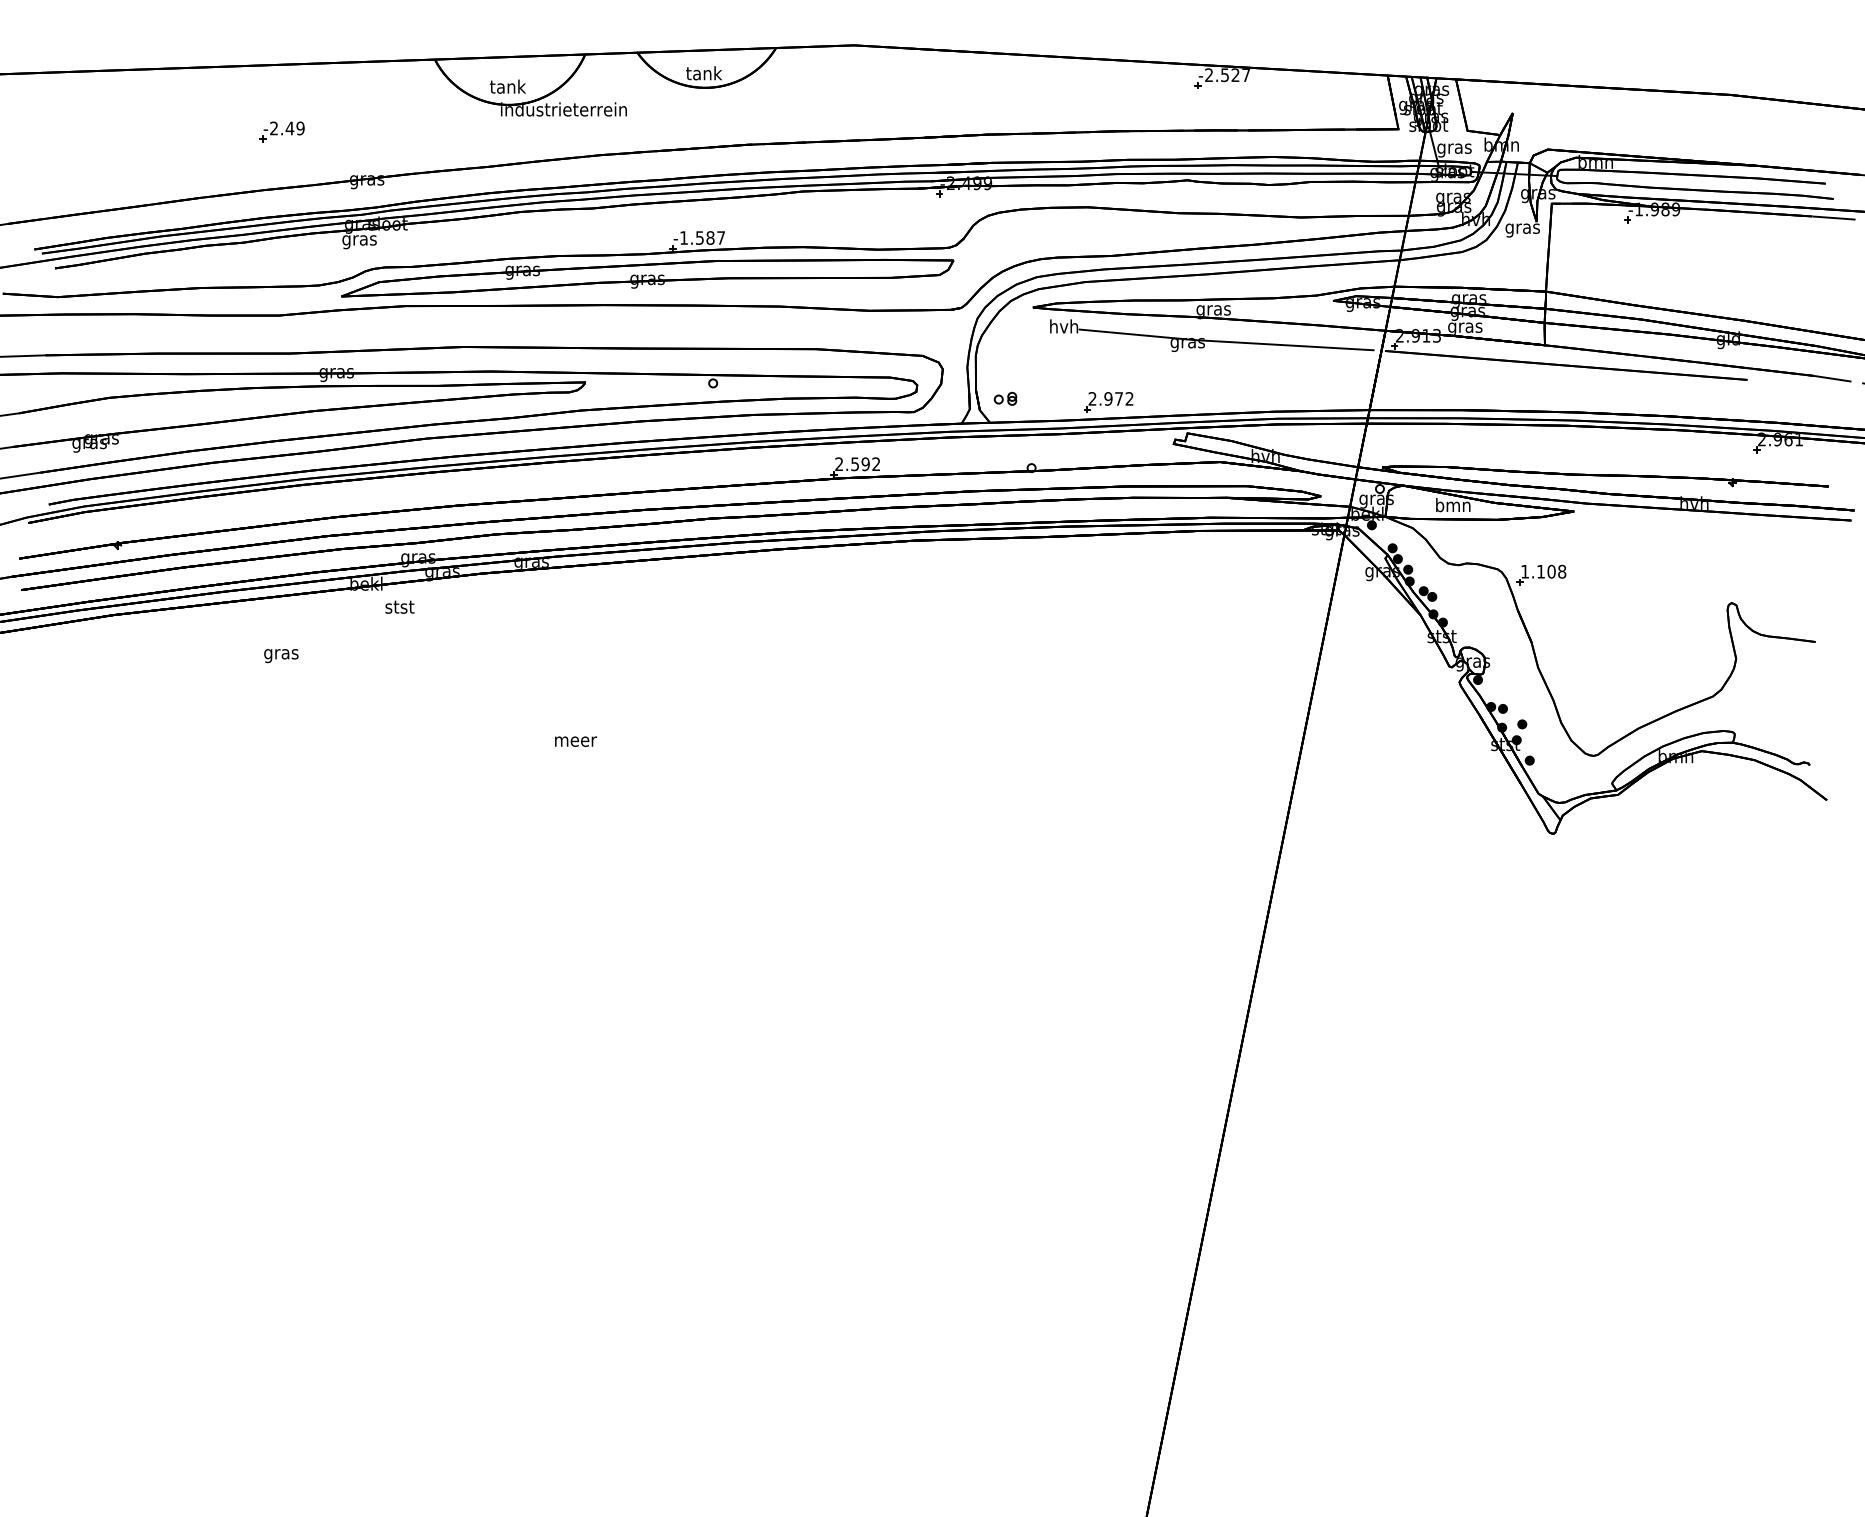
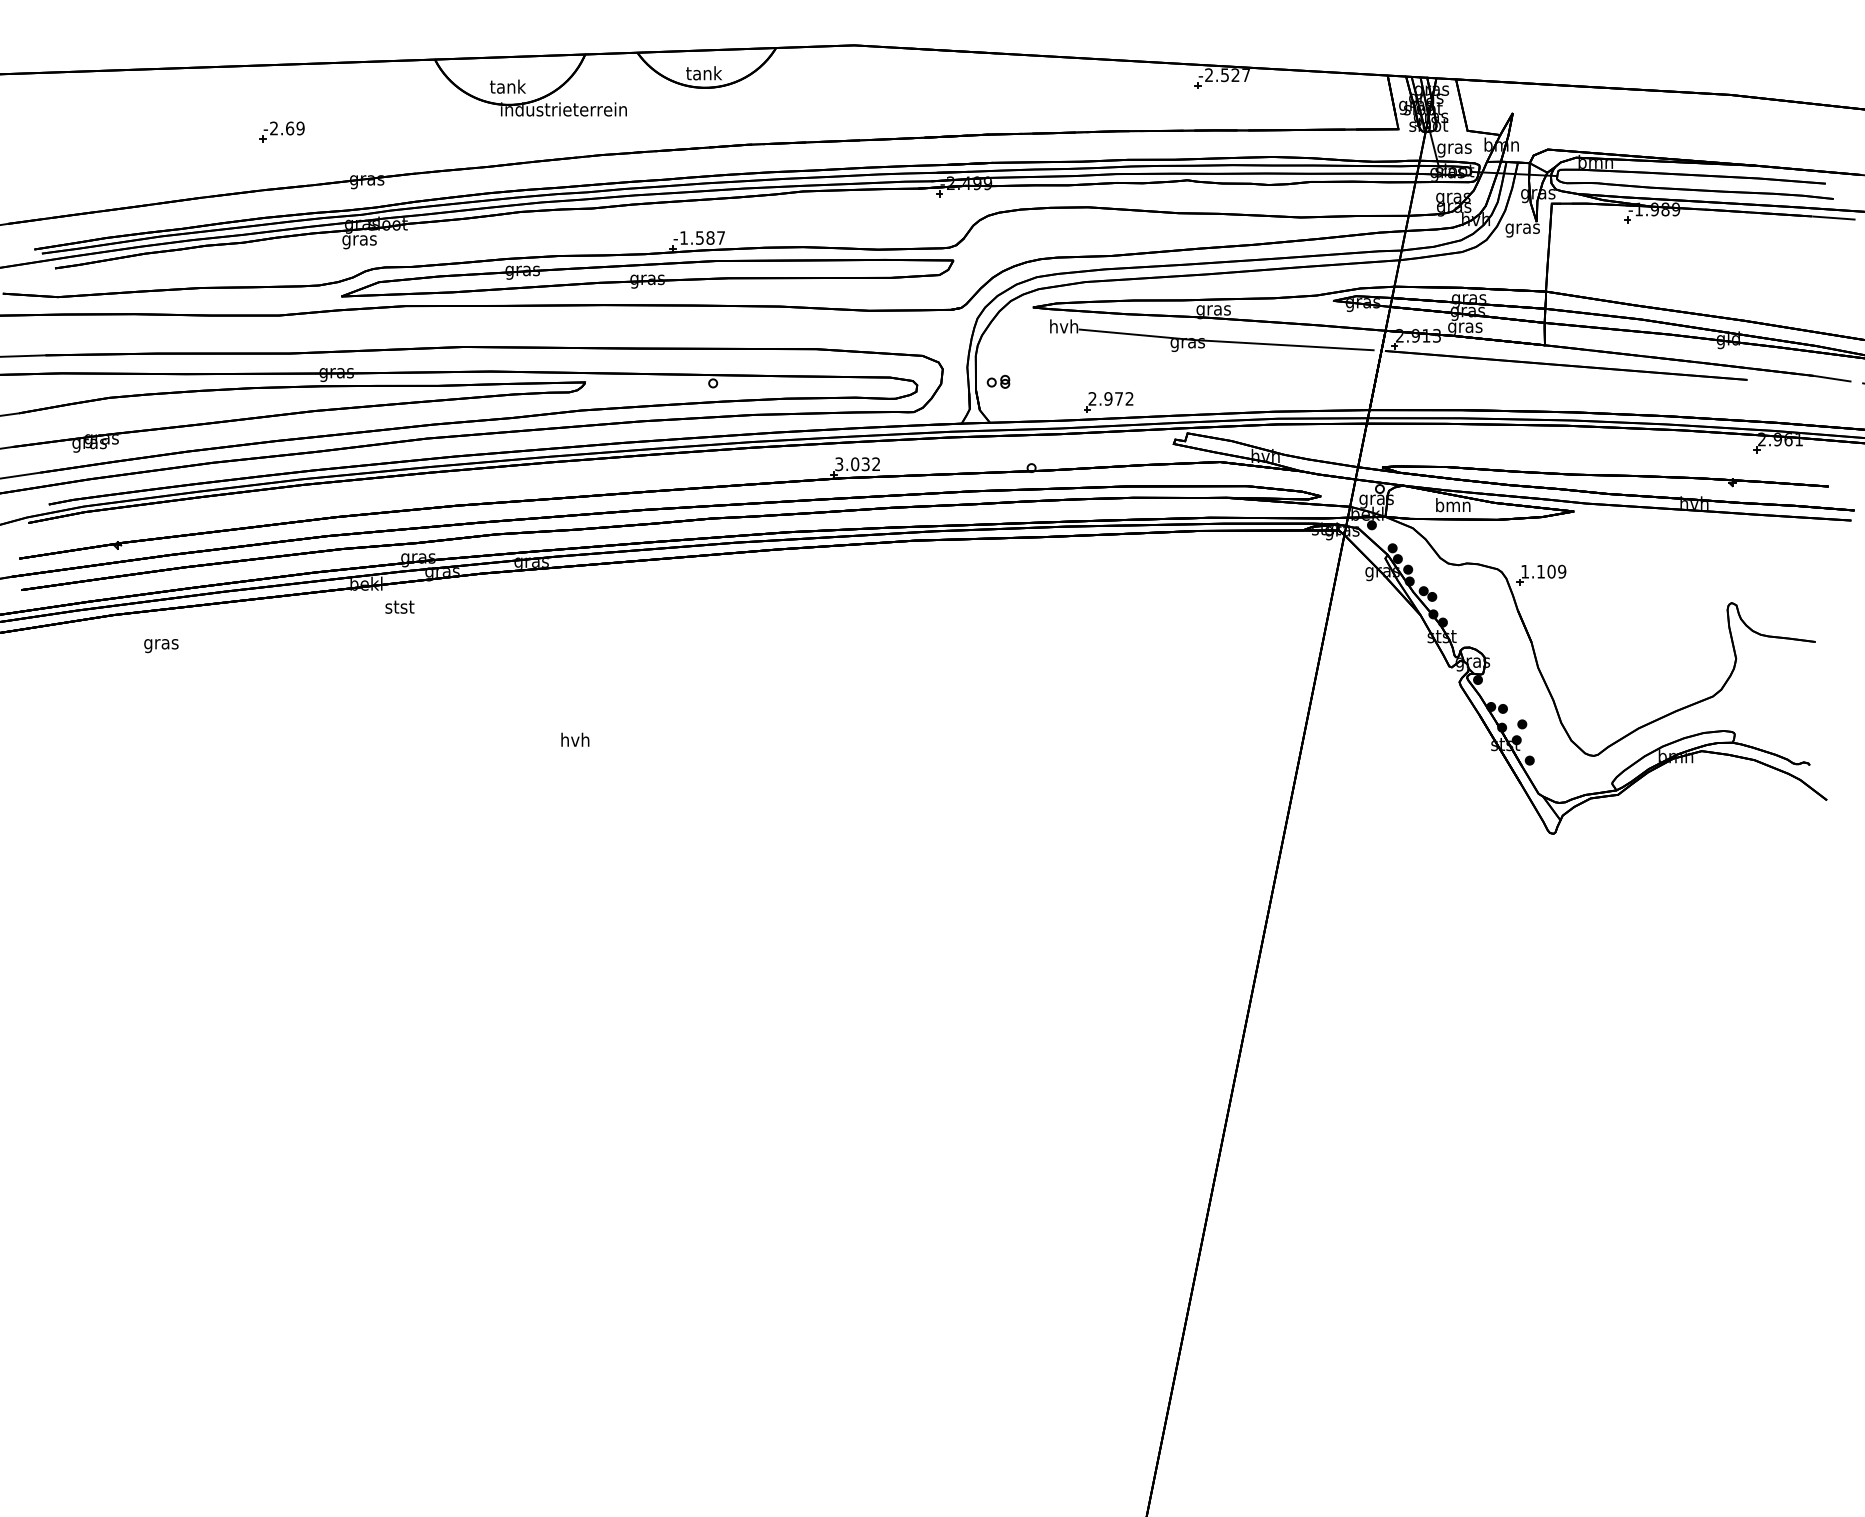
text: -2.49 -> -2.69 (289, 128)
part position: (1005, 398) -> (998, 381) (998, 381)
text: 2.592 -> 3.032 (852, 464)
text: 1.108 -> 1.109 (1562, 571)
text position: (281, 656) -> (161, 646) (161, 646)
text: meer -> hvh (575, 739)
